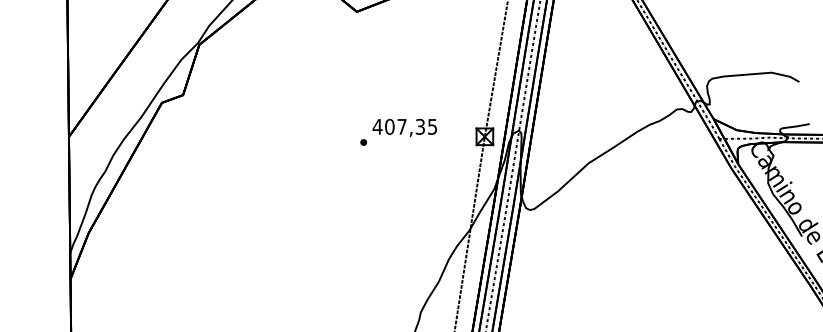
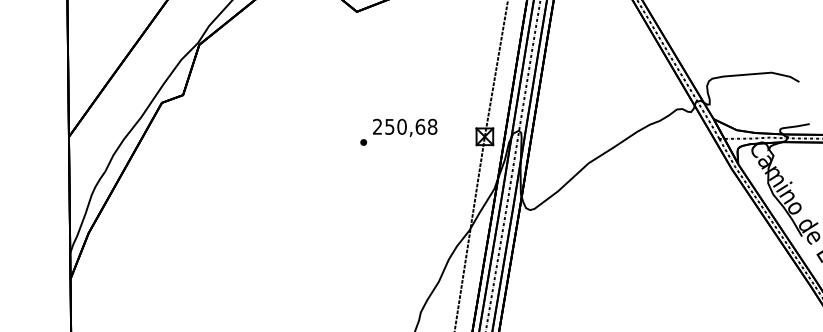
text: 407,35 -> 250,68 (404, 126)
